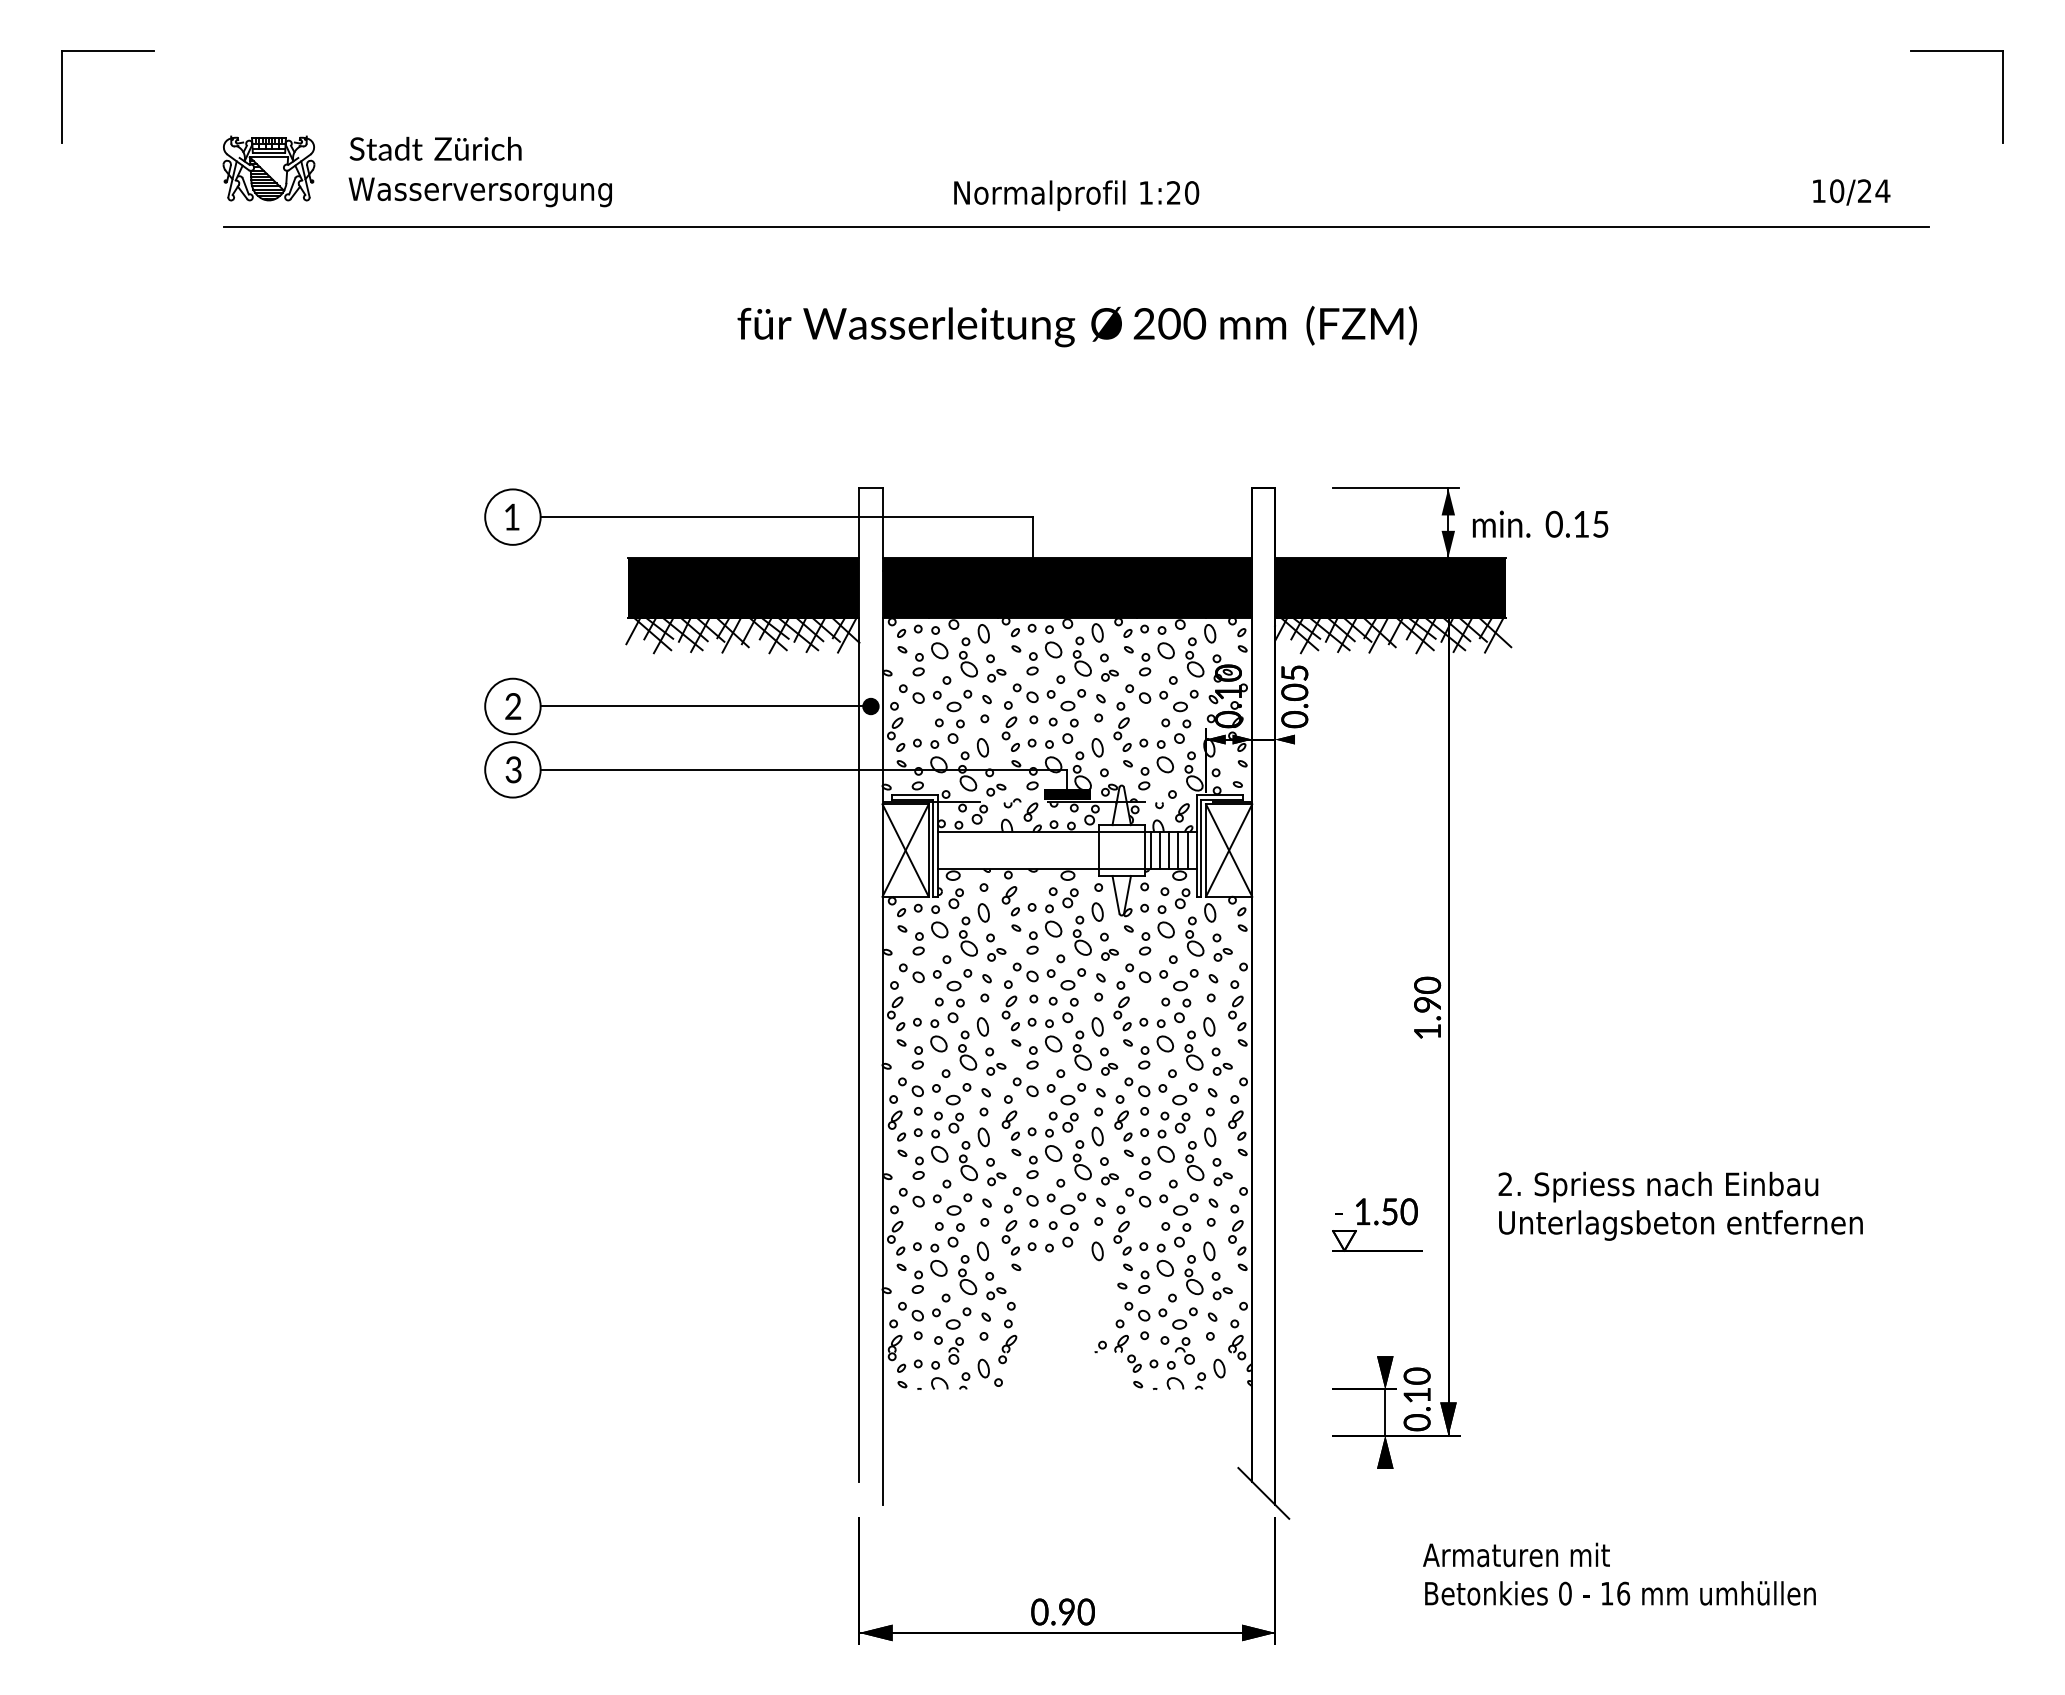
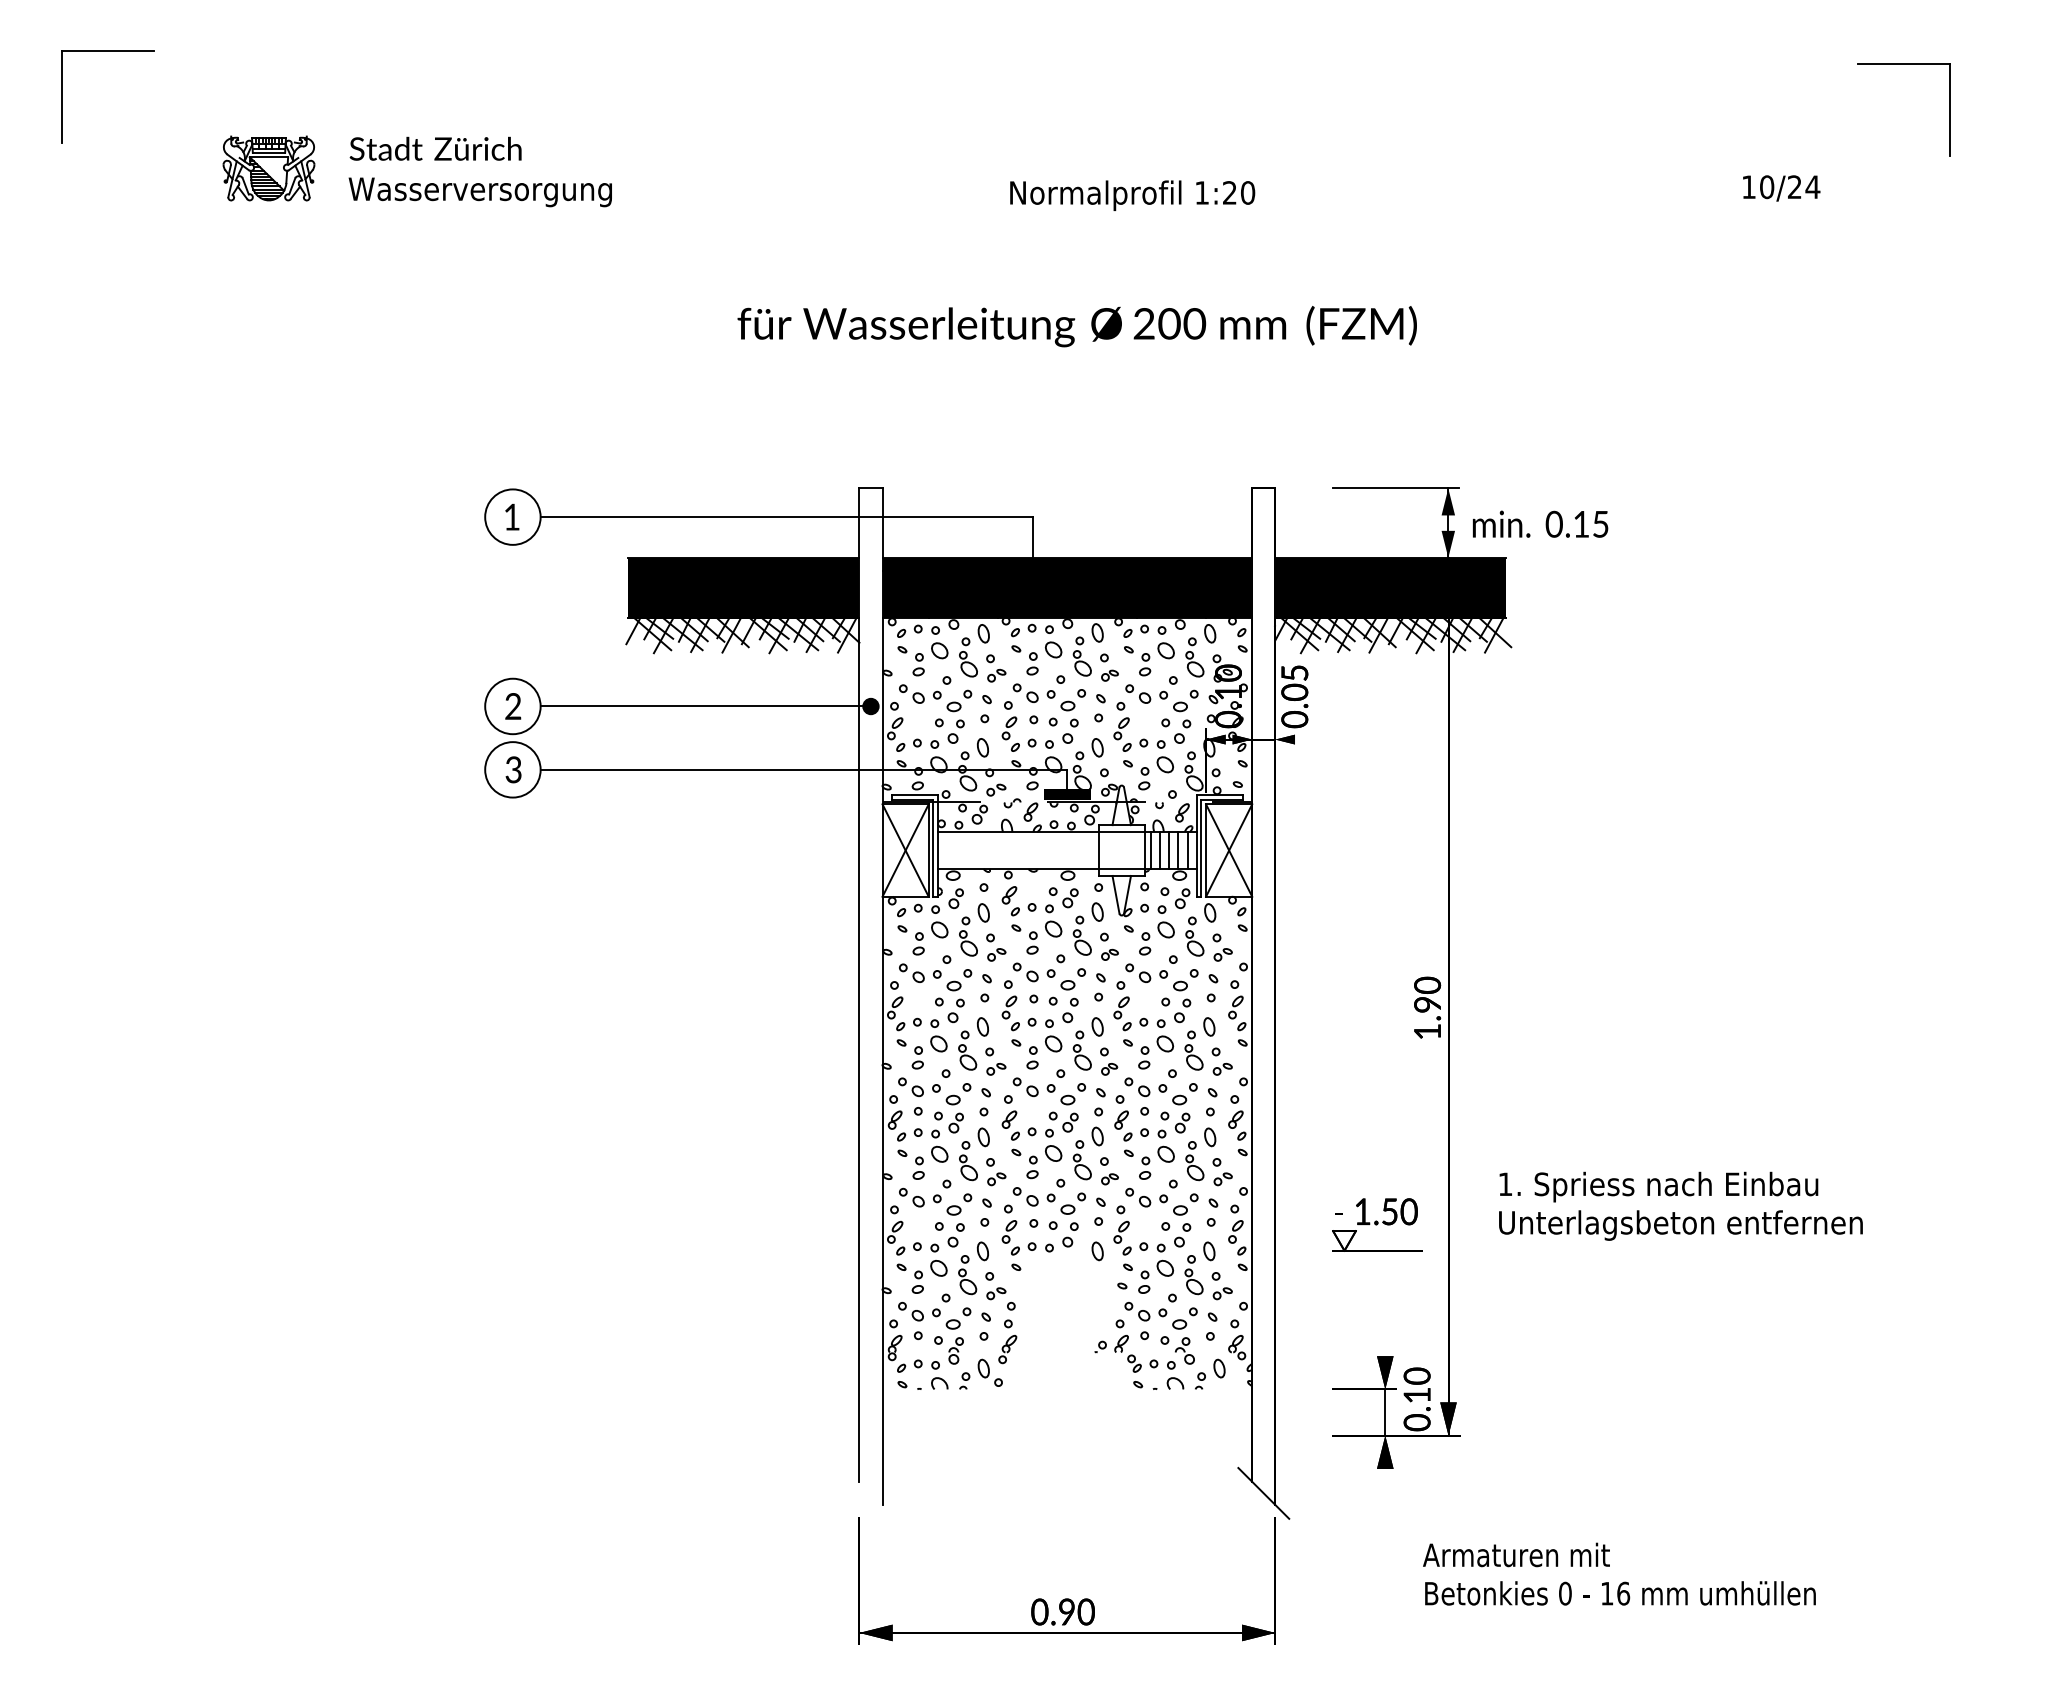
part position: (1956, 51) -> (1903, 64) (1903, 64)
text position: (1851, 192) -> (1781, 188) (1781, 188)
text position: (1076, 195) -> (1132, 195) (1132, 195)
line: present -> none (1076, 226)
text: 2. -> 1. (1504, 1183)
